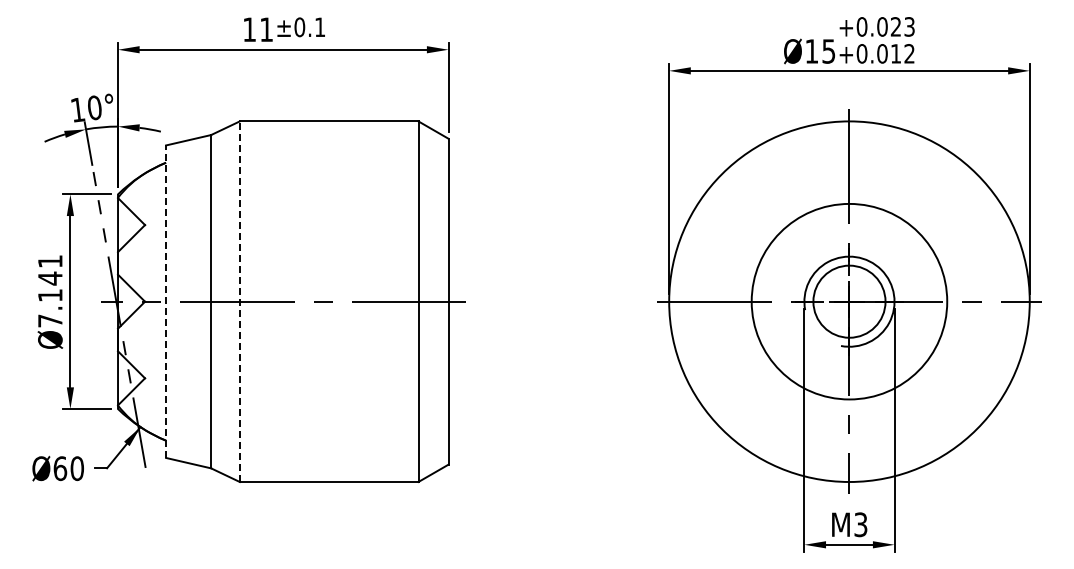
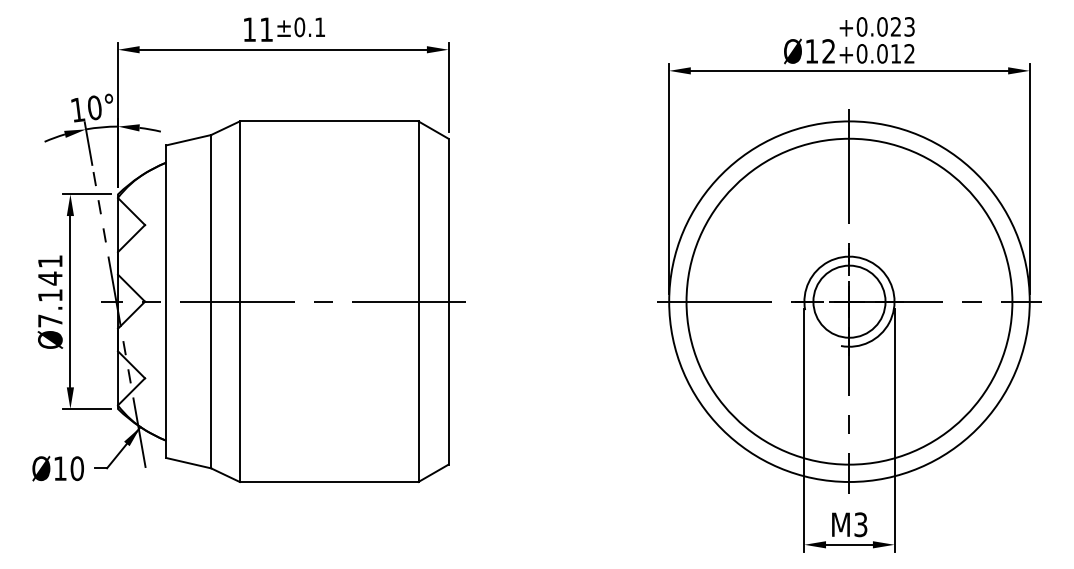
text: Ø15 -> Ø12 (828, 51)
line: dashed -> solid (166, 301)
line: dashed -> solid (239, 301)
circle diameter: 196 px -> 326 px (849, 301)
text: Ø60 -> Ø10 (60, 468)
